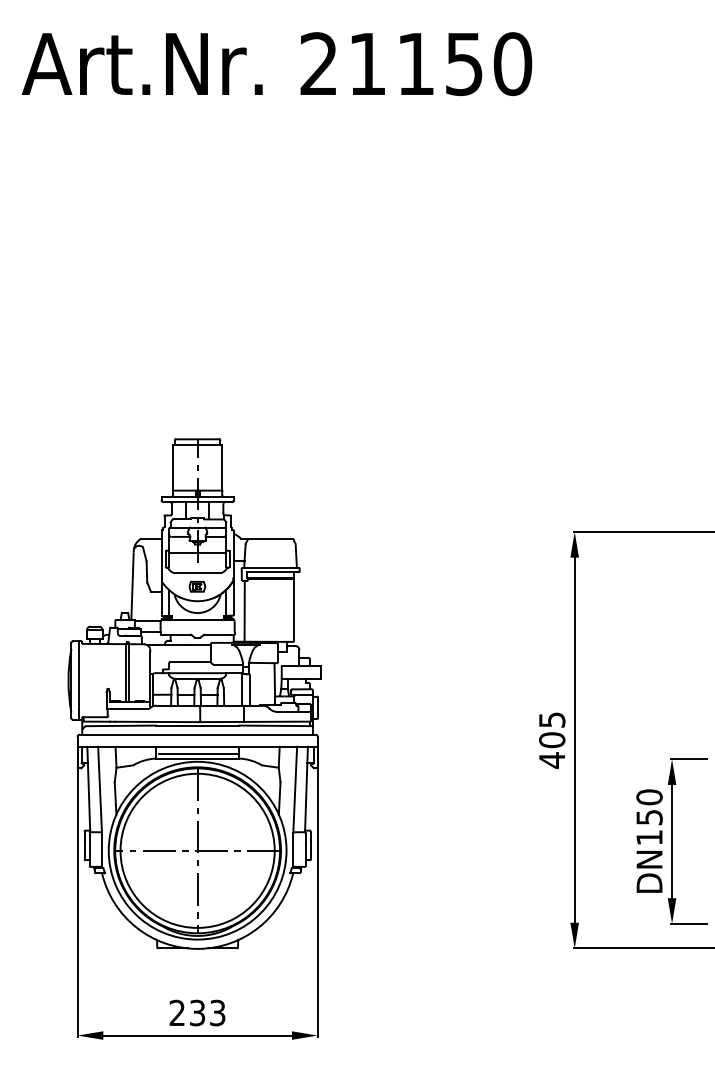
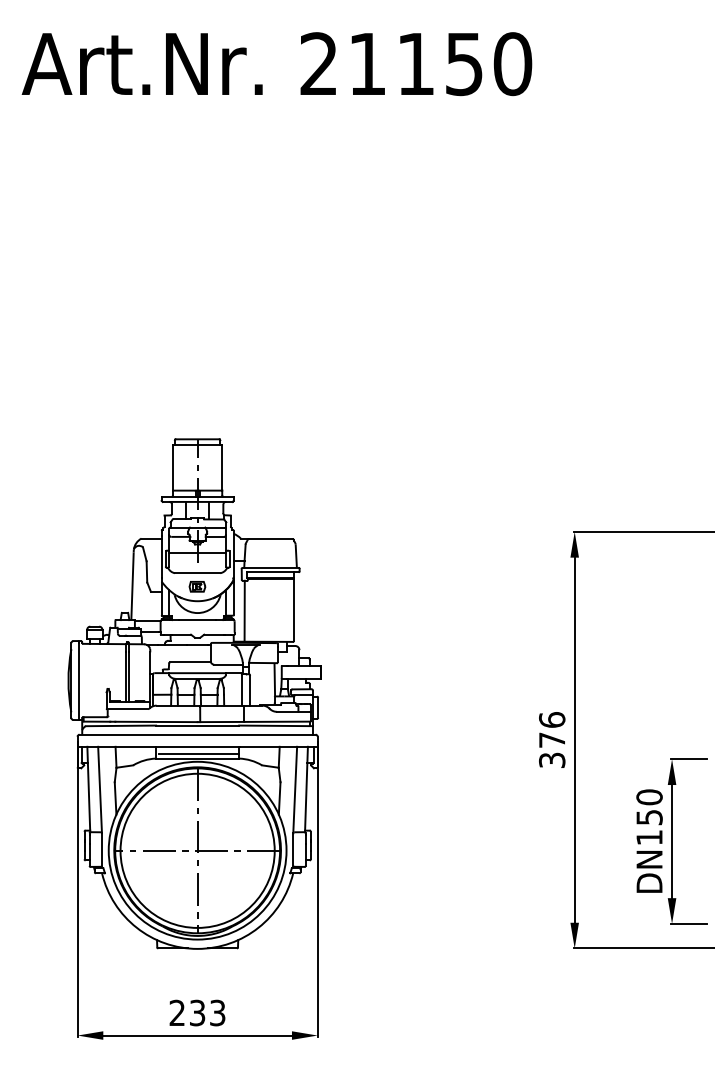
text: 405 -> 376 (552, 740)
